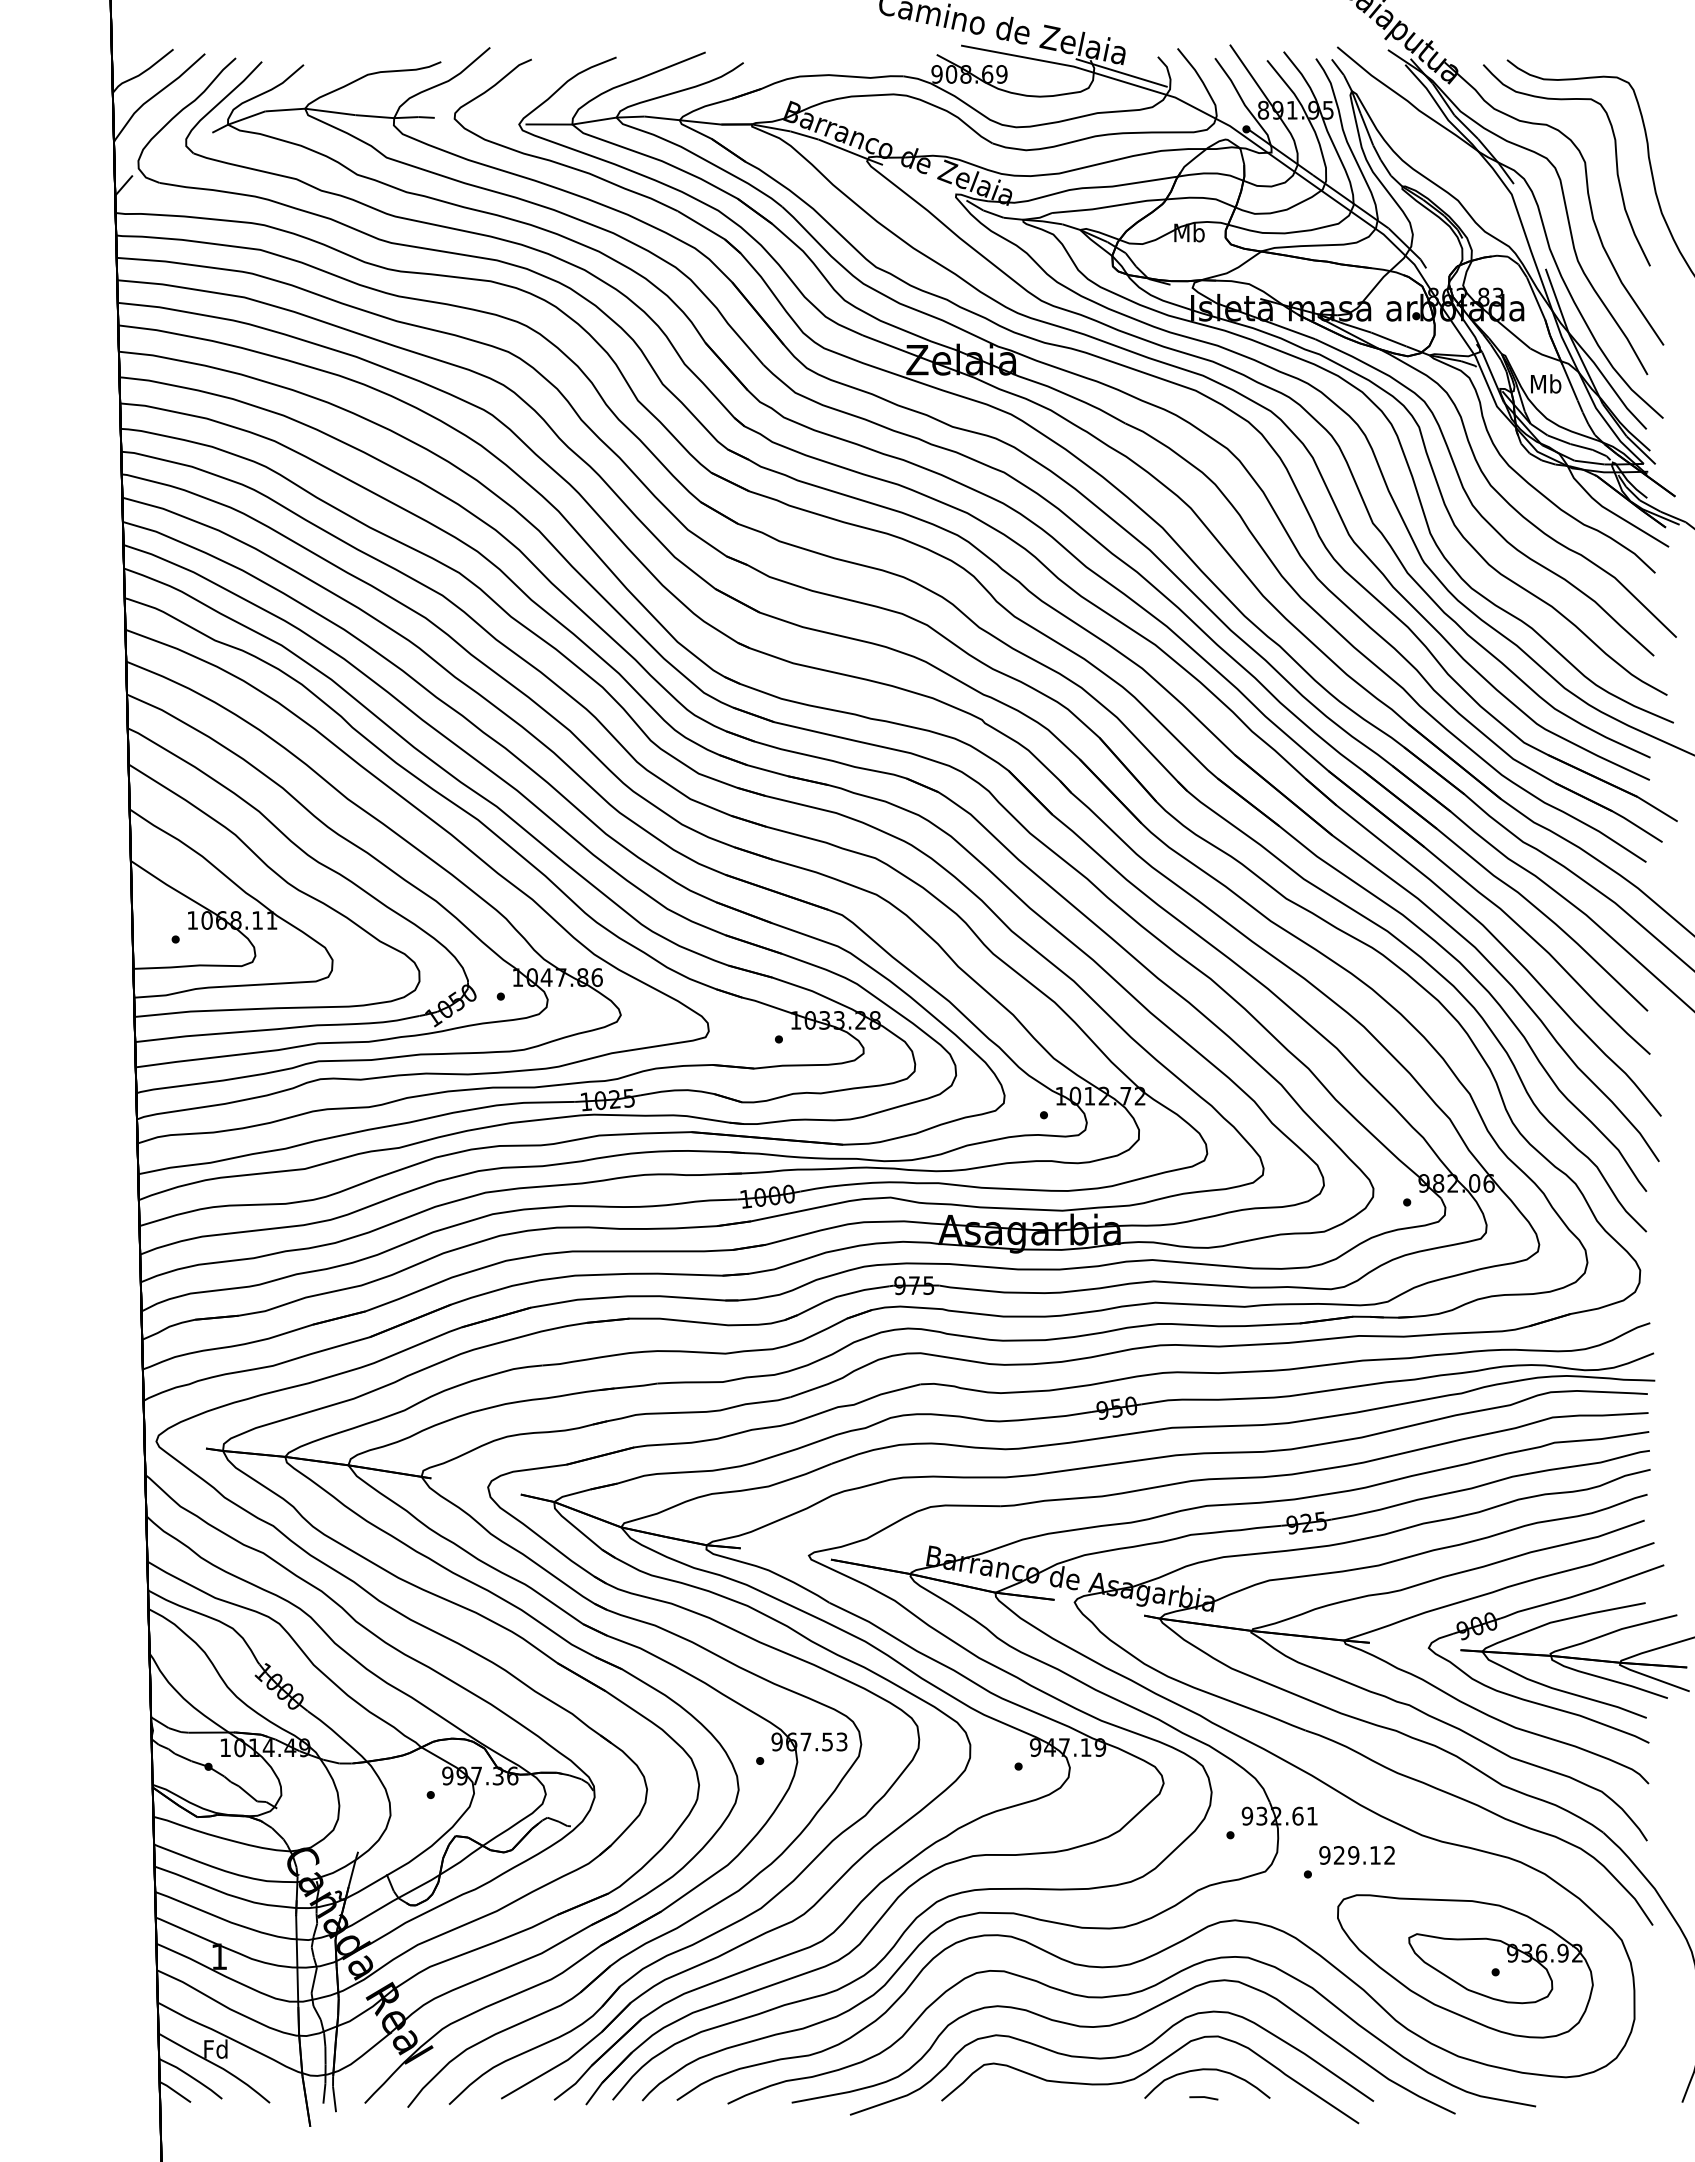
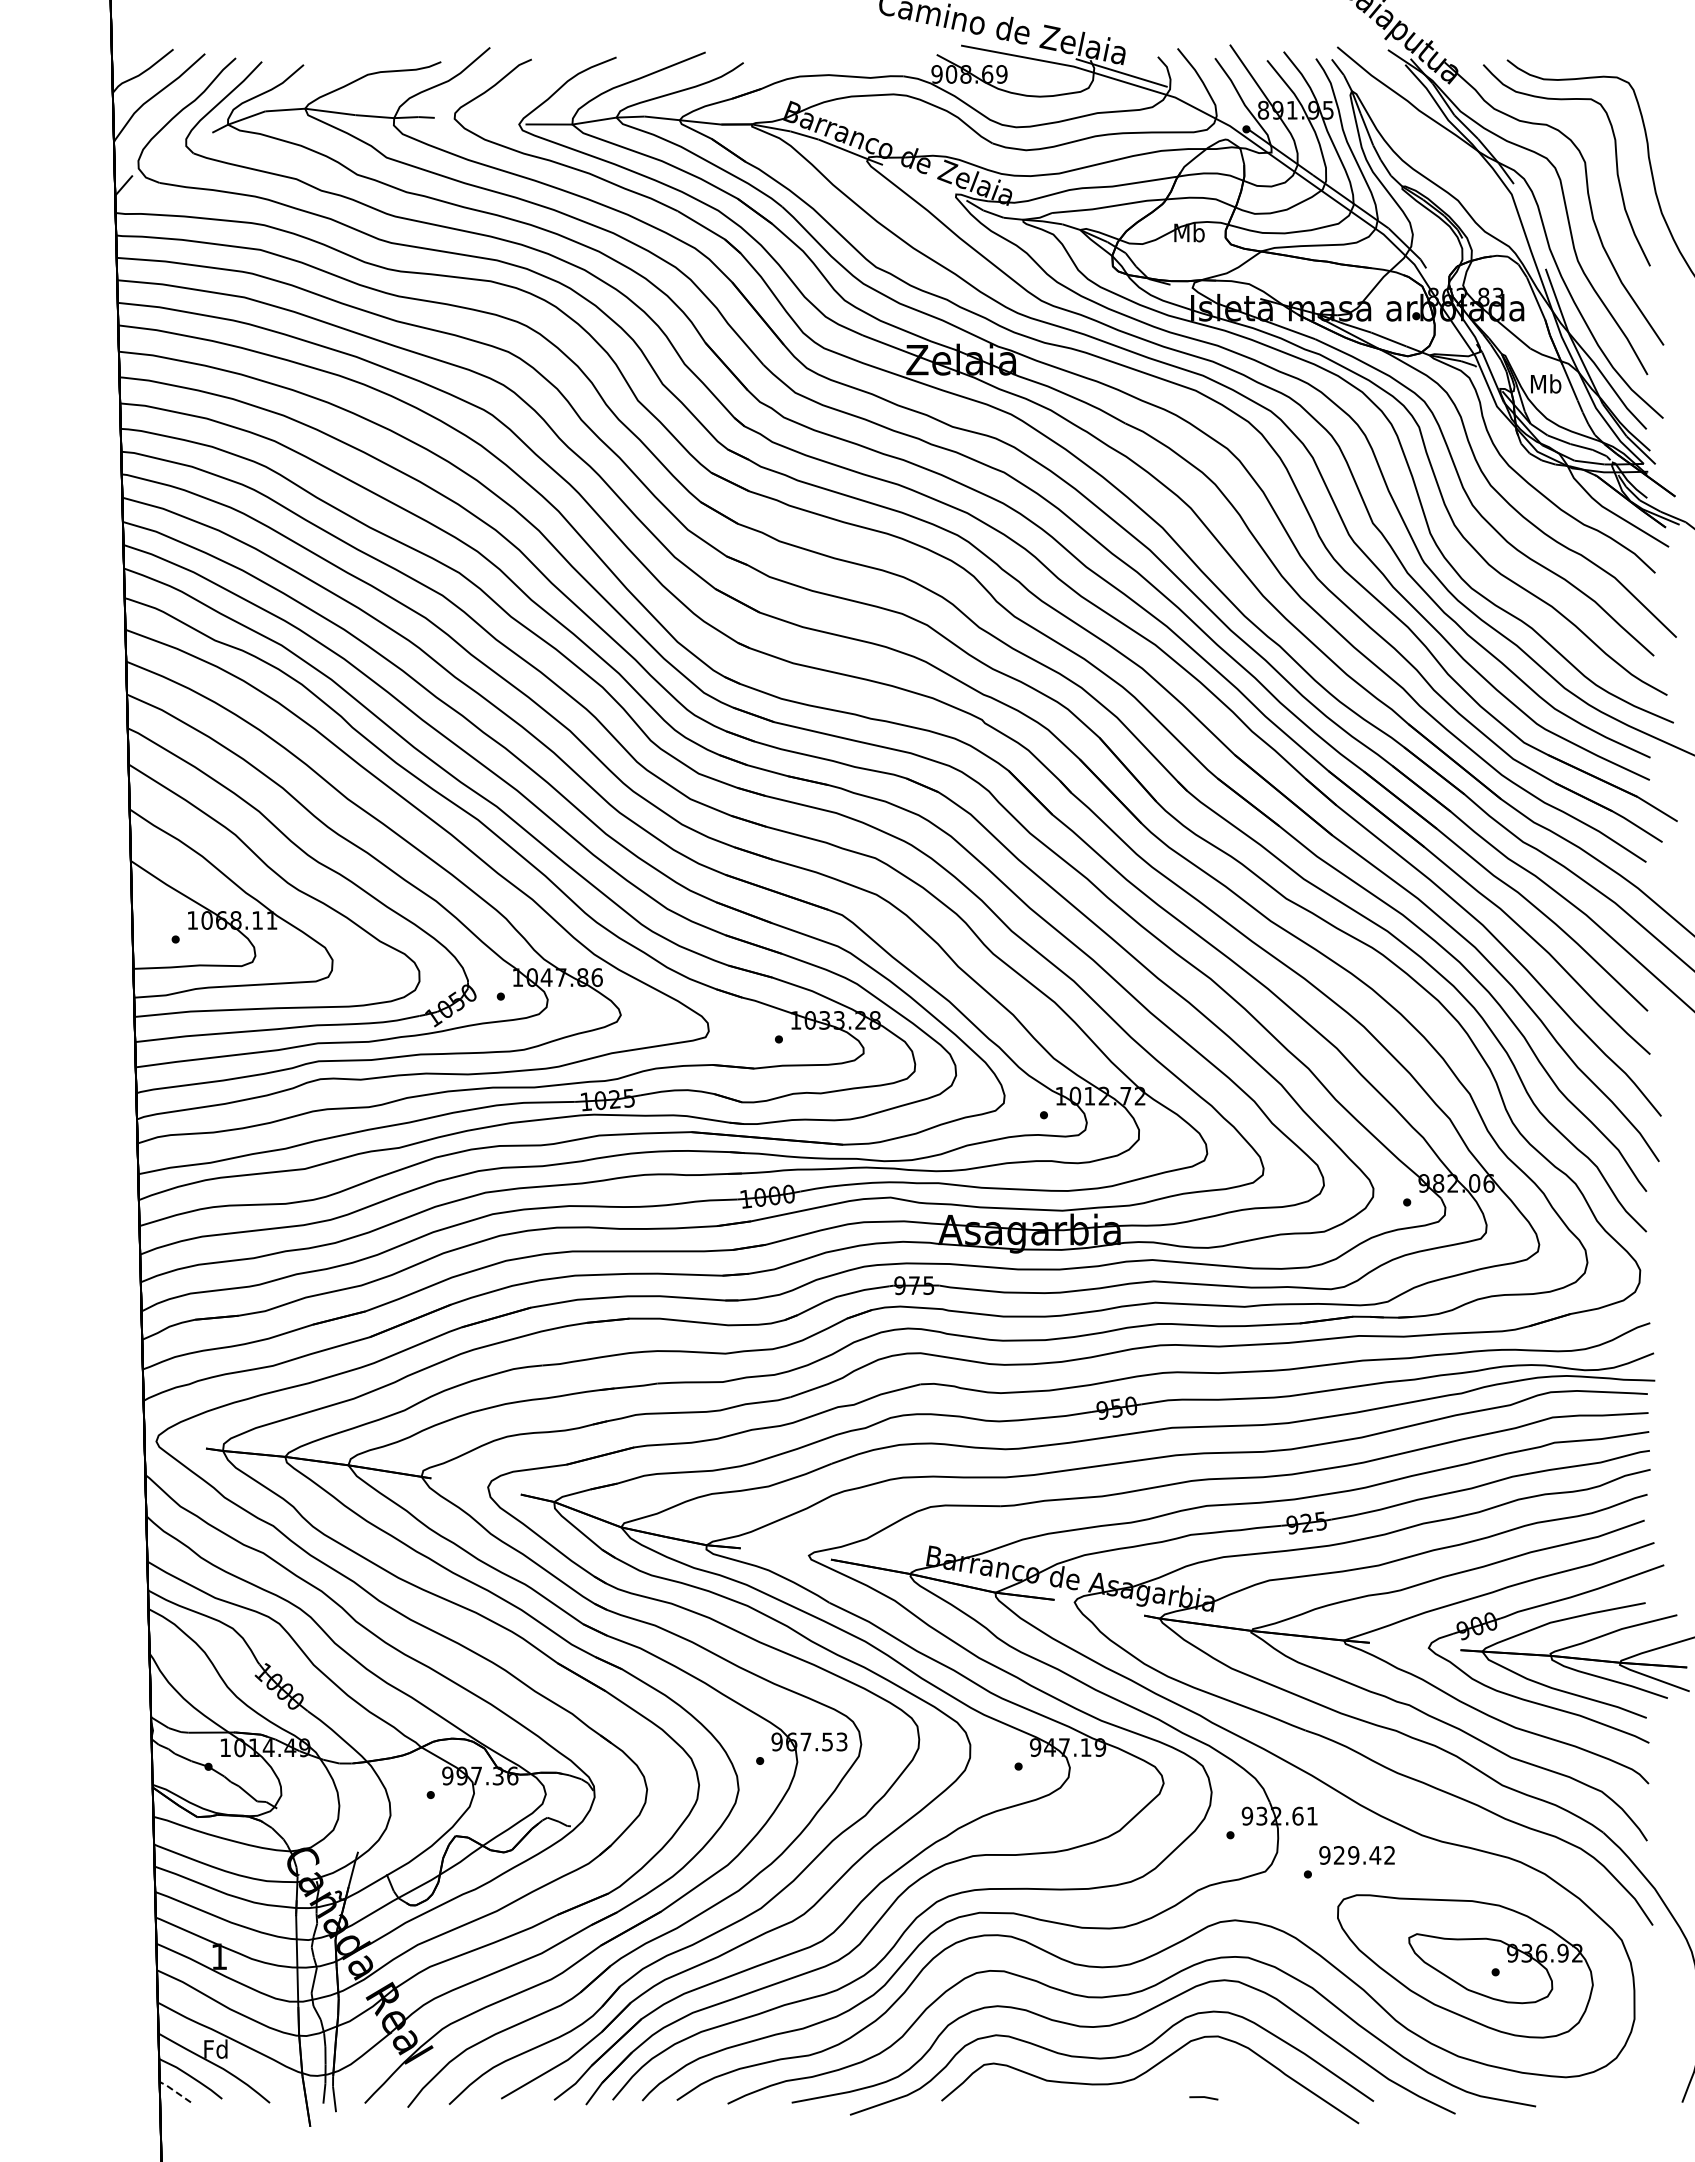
text: 929.12 -> 929.42 (1375, 1855)
curve: present -> none (1207, 2070)
line: solid -> dashed (174, 2091)
